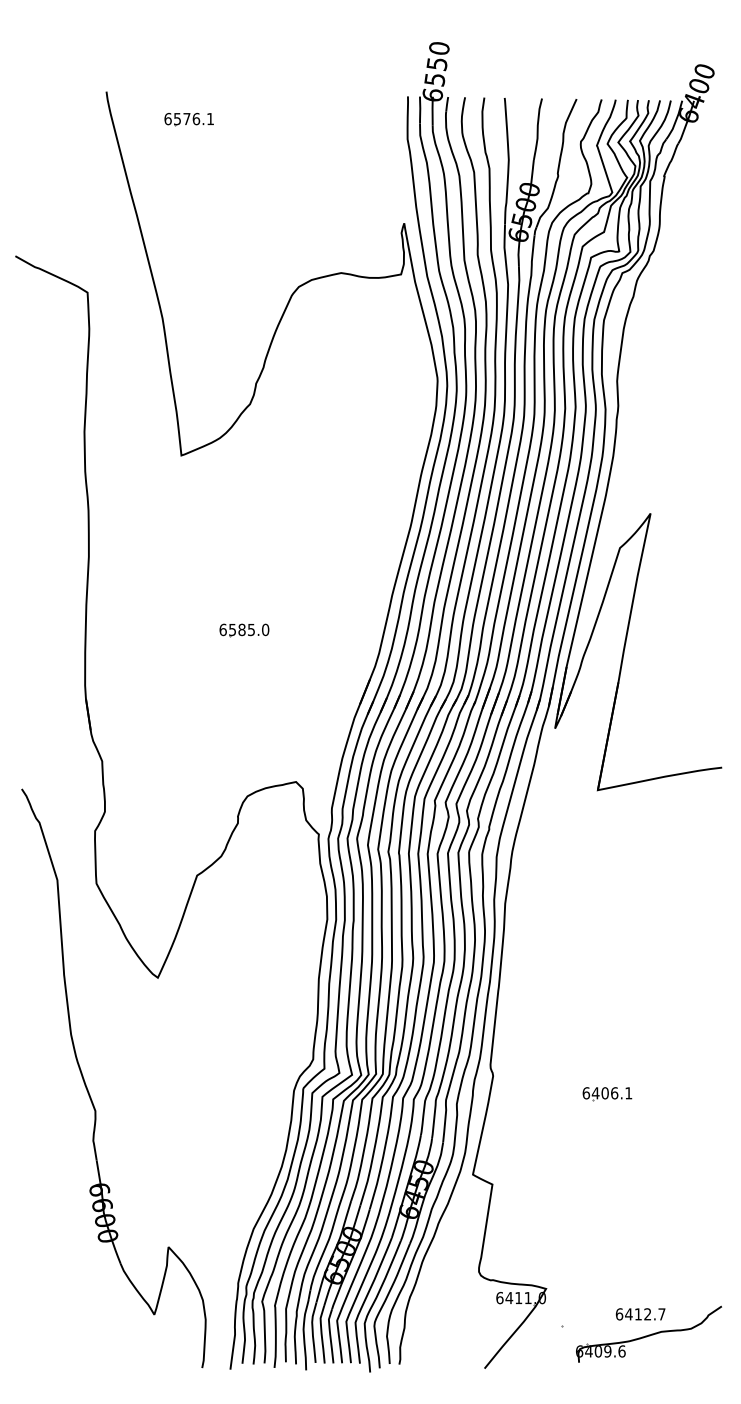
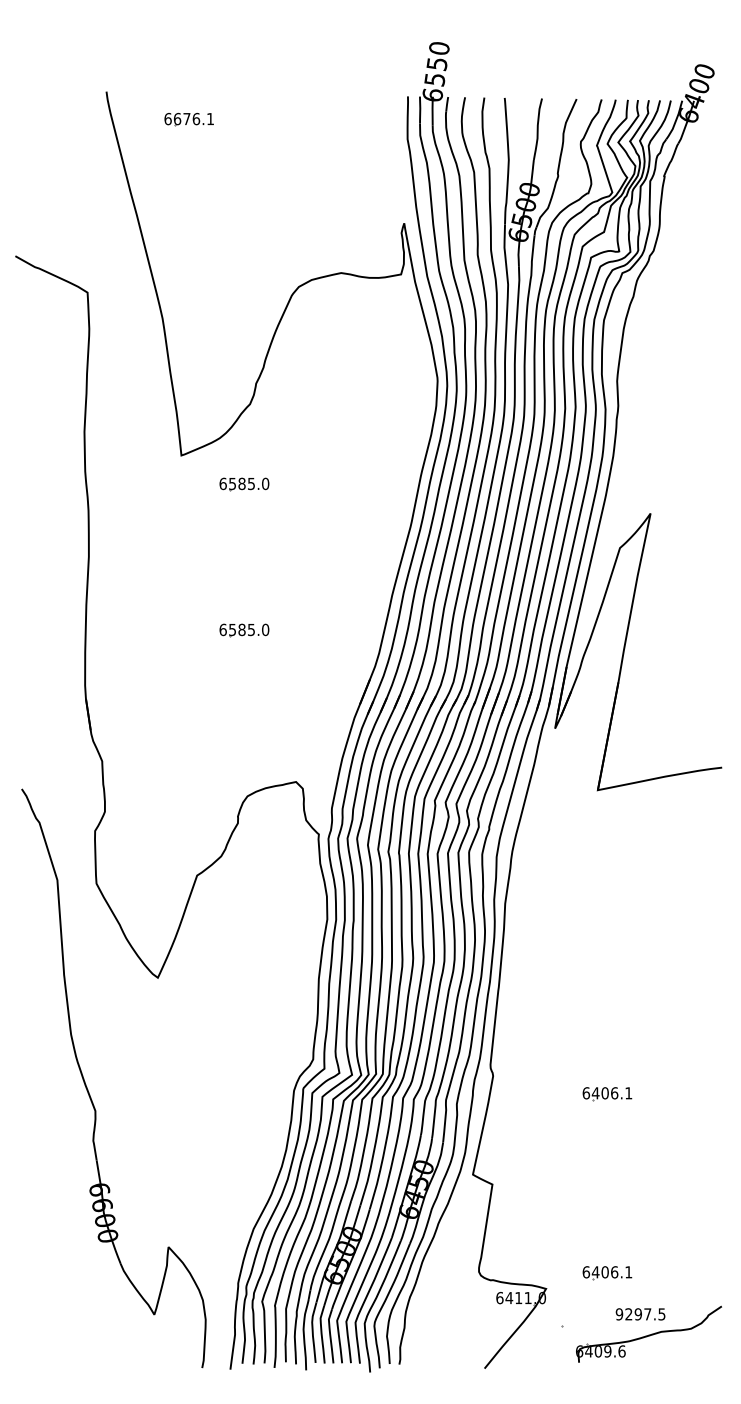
text: 6576.1 -> 6676.1 (177, 118)
part: none -> present (244, 484)
part: none -> present (607, 1273)
text: 6412.7 -> 9297.5 (640, 1314)
